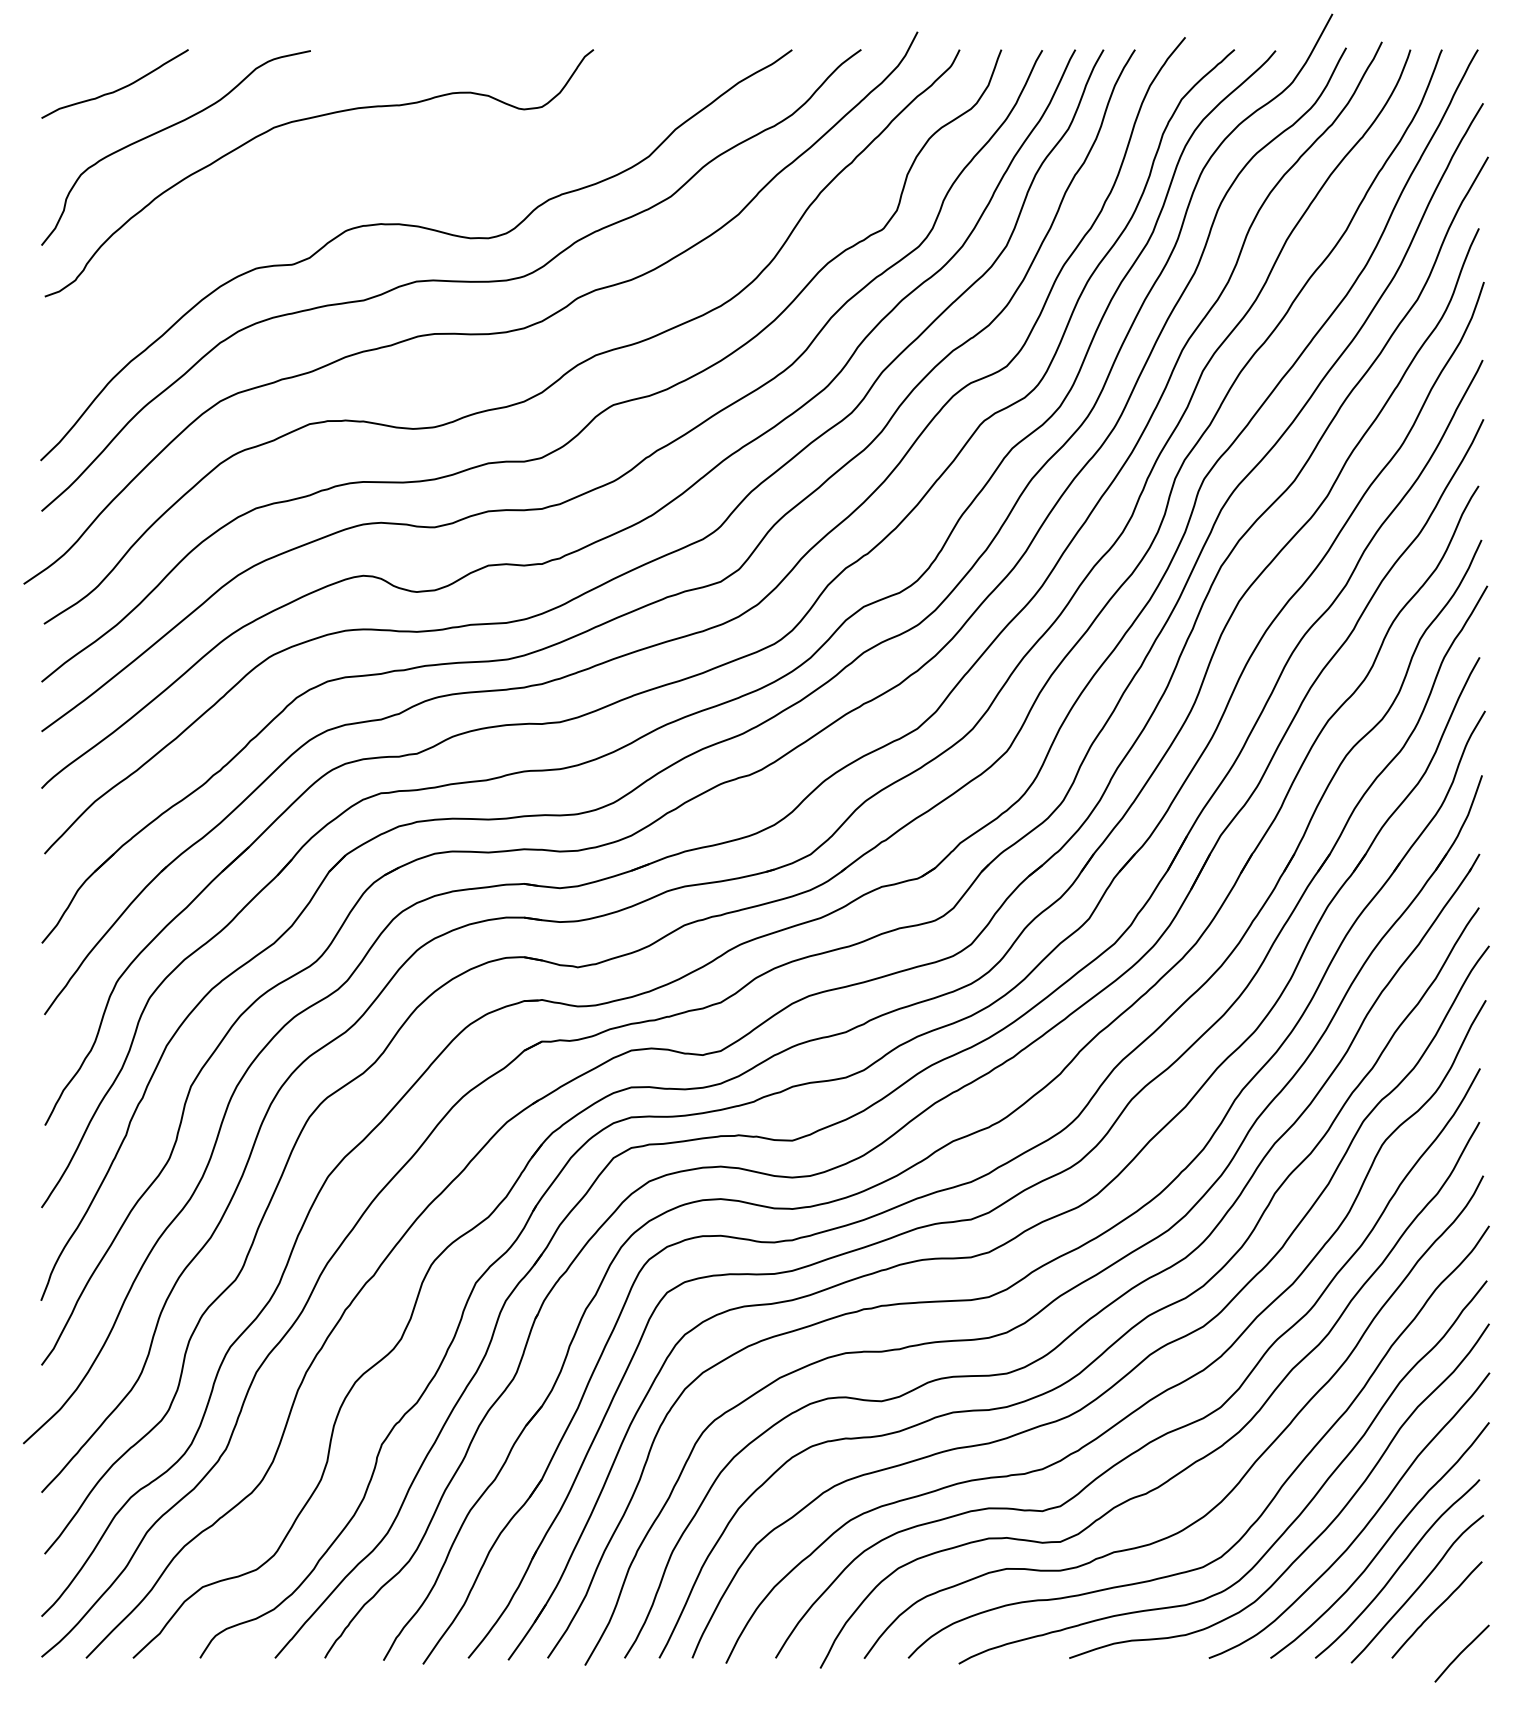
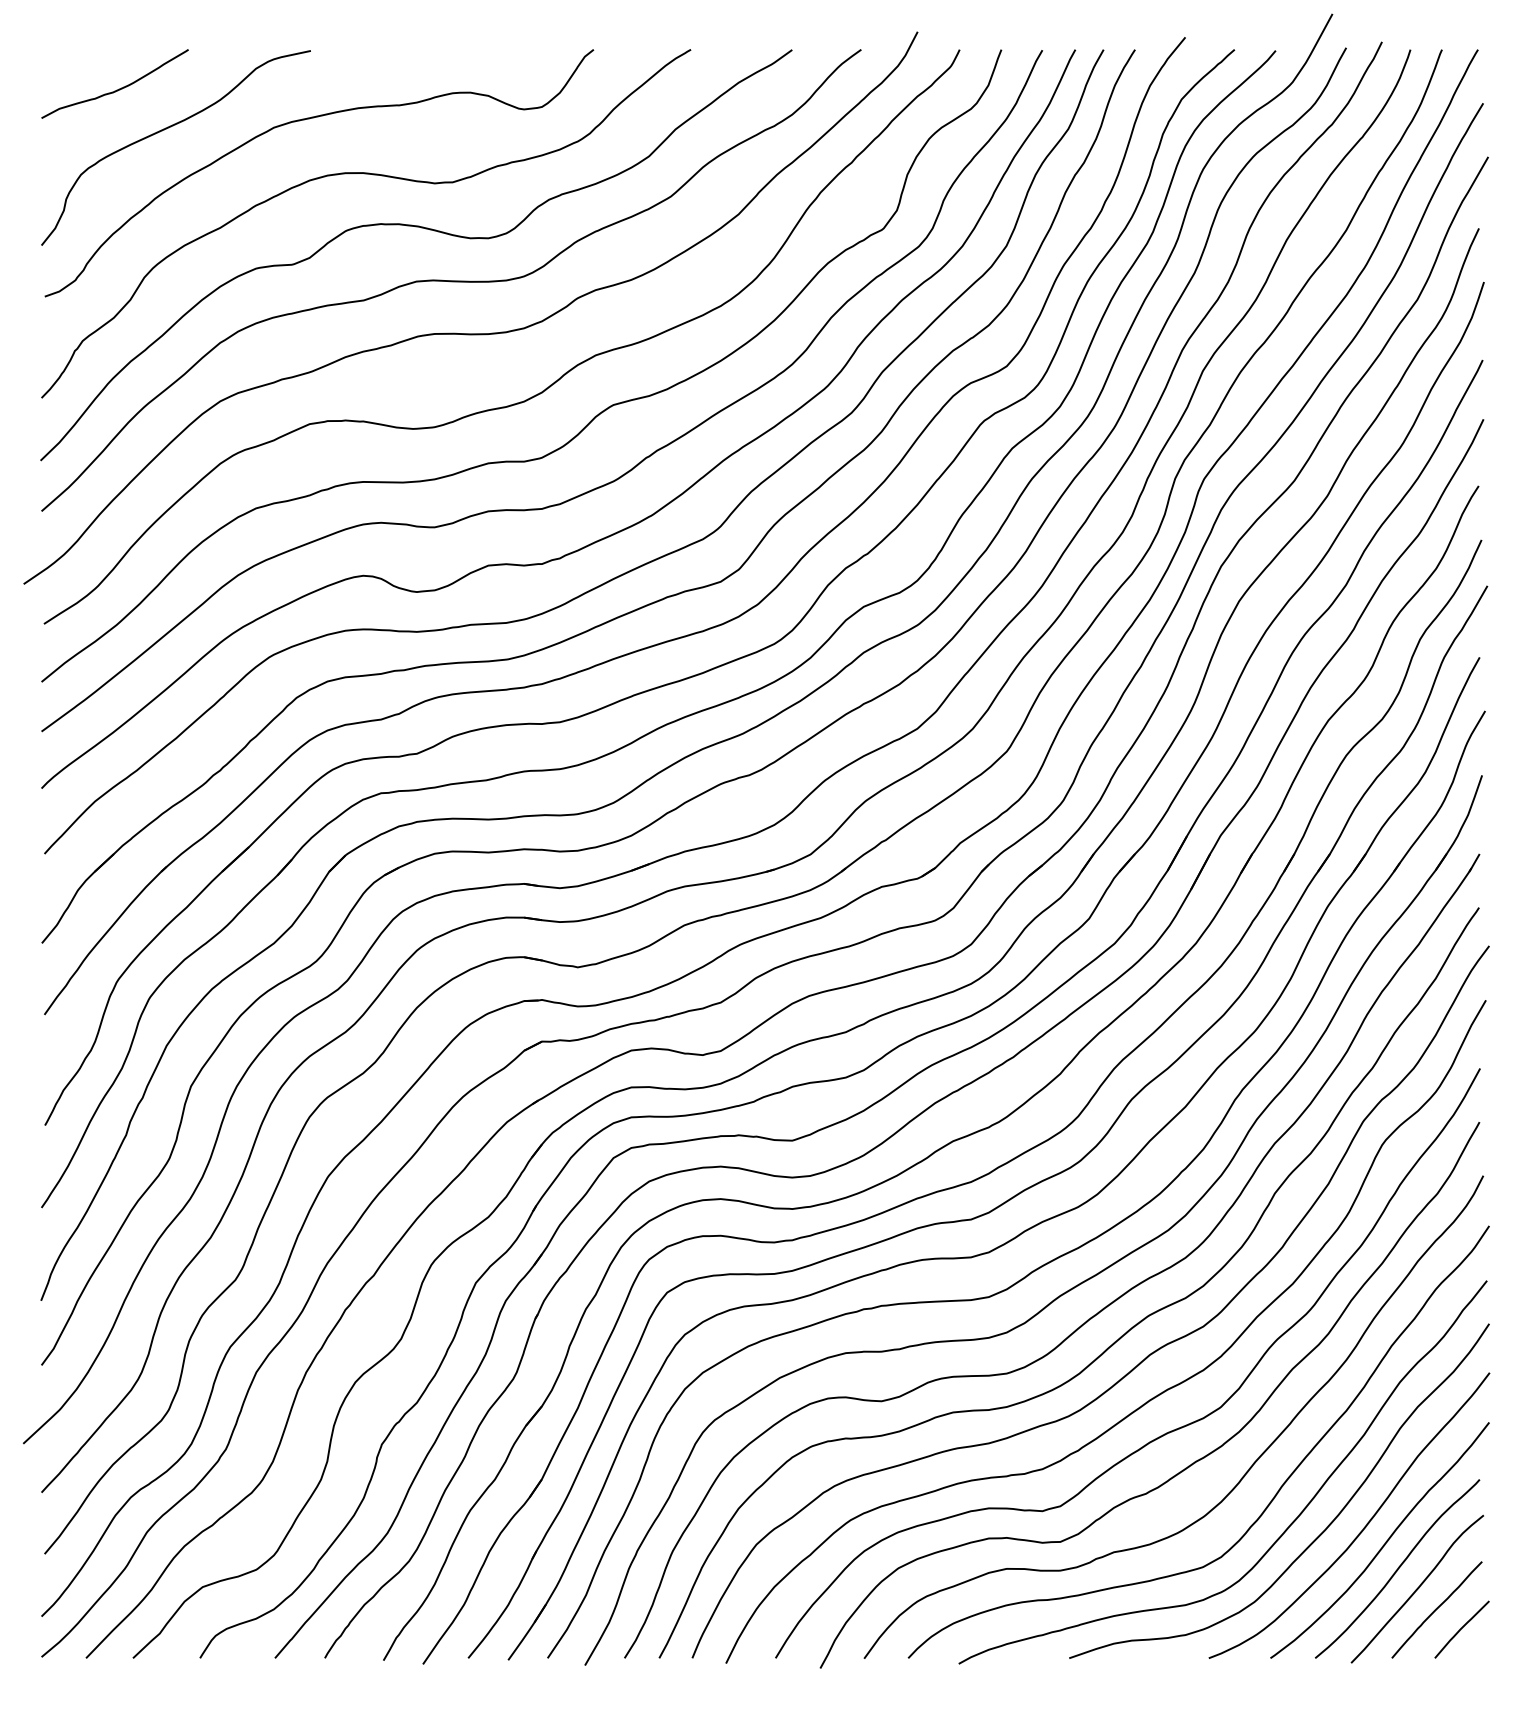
curve: none -> present (373, 175)
curve position: (1461, 1653) -> (1461, 1629) (1461, 1629)
